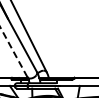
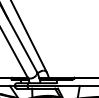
line: dashed -> solid (13, 51)
